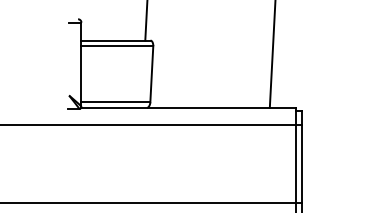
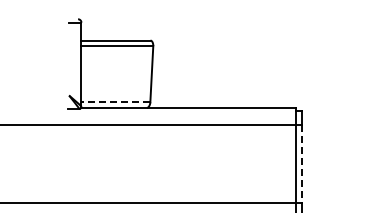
line: present -> none (146, 21)
line: present -> none (272, 54)
line: solid -> dashed (115, 102)
line: solid -> dashed (302, 164)
